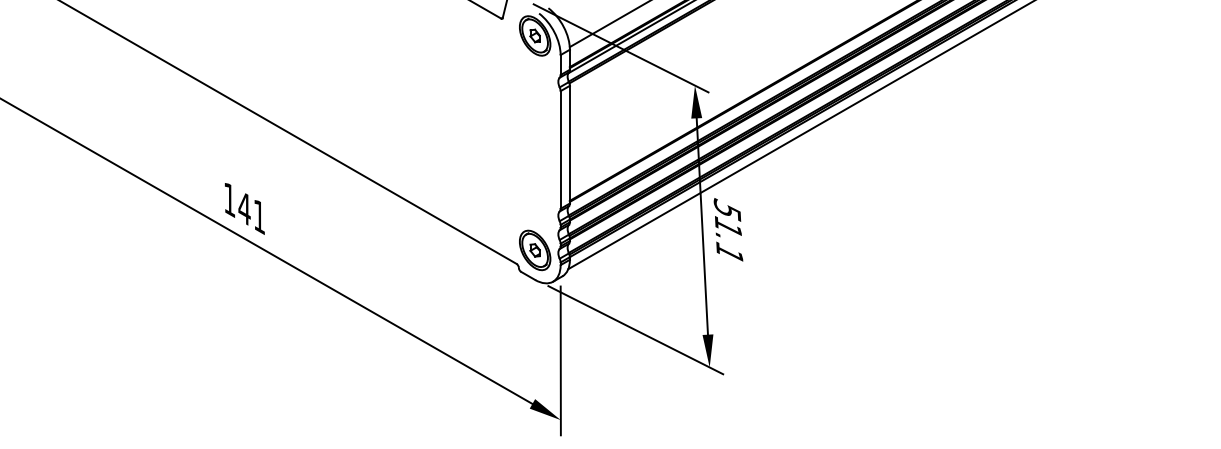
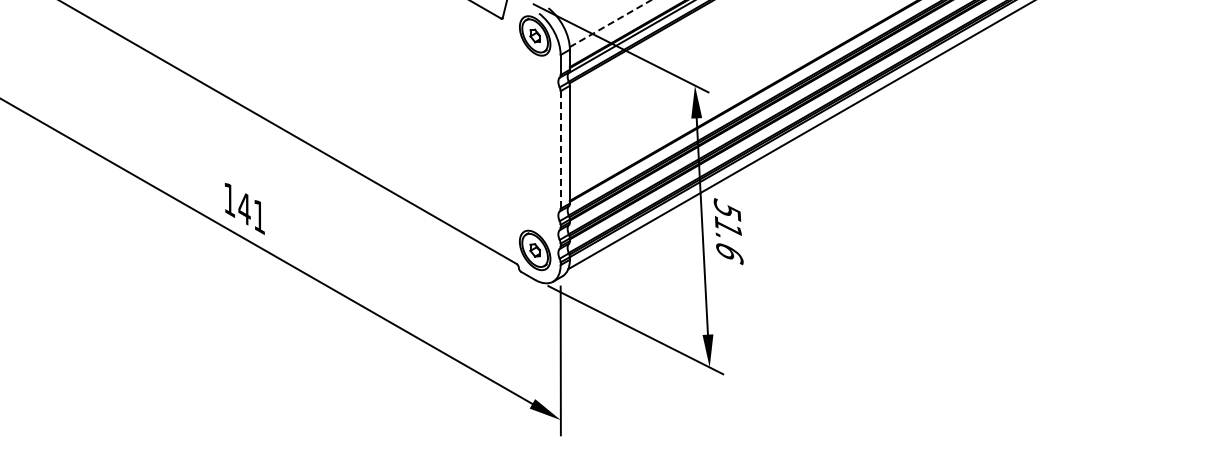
line: solid -> dashed (610, 23)
line: solid -> dashed (560, 150)
text: 51.1 -> 51.6 (729, 253)
